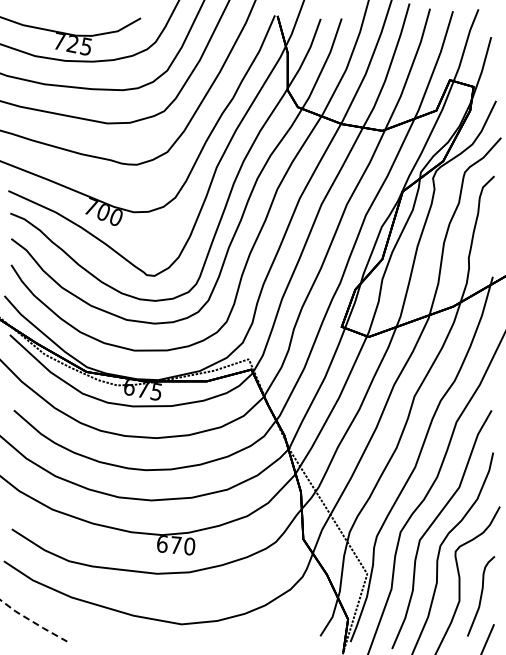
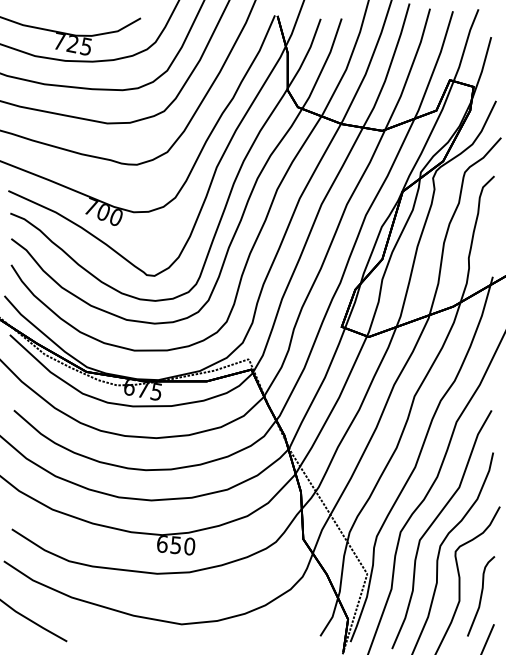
text: 670 -> 650 (175, 545)
line: dashed -> solid (33, 622)
